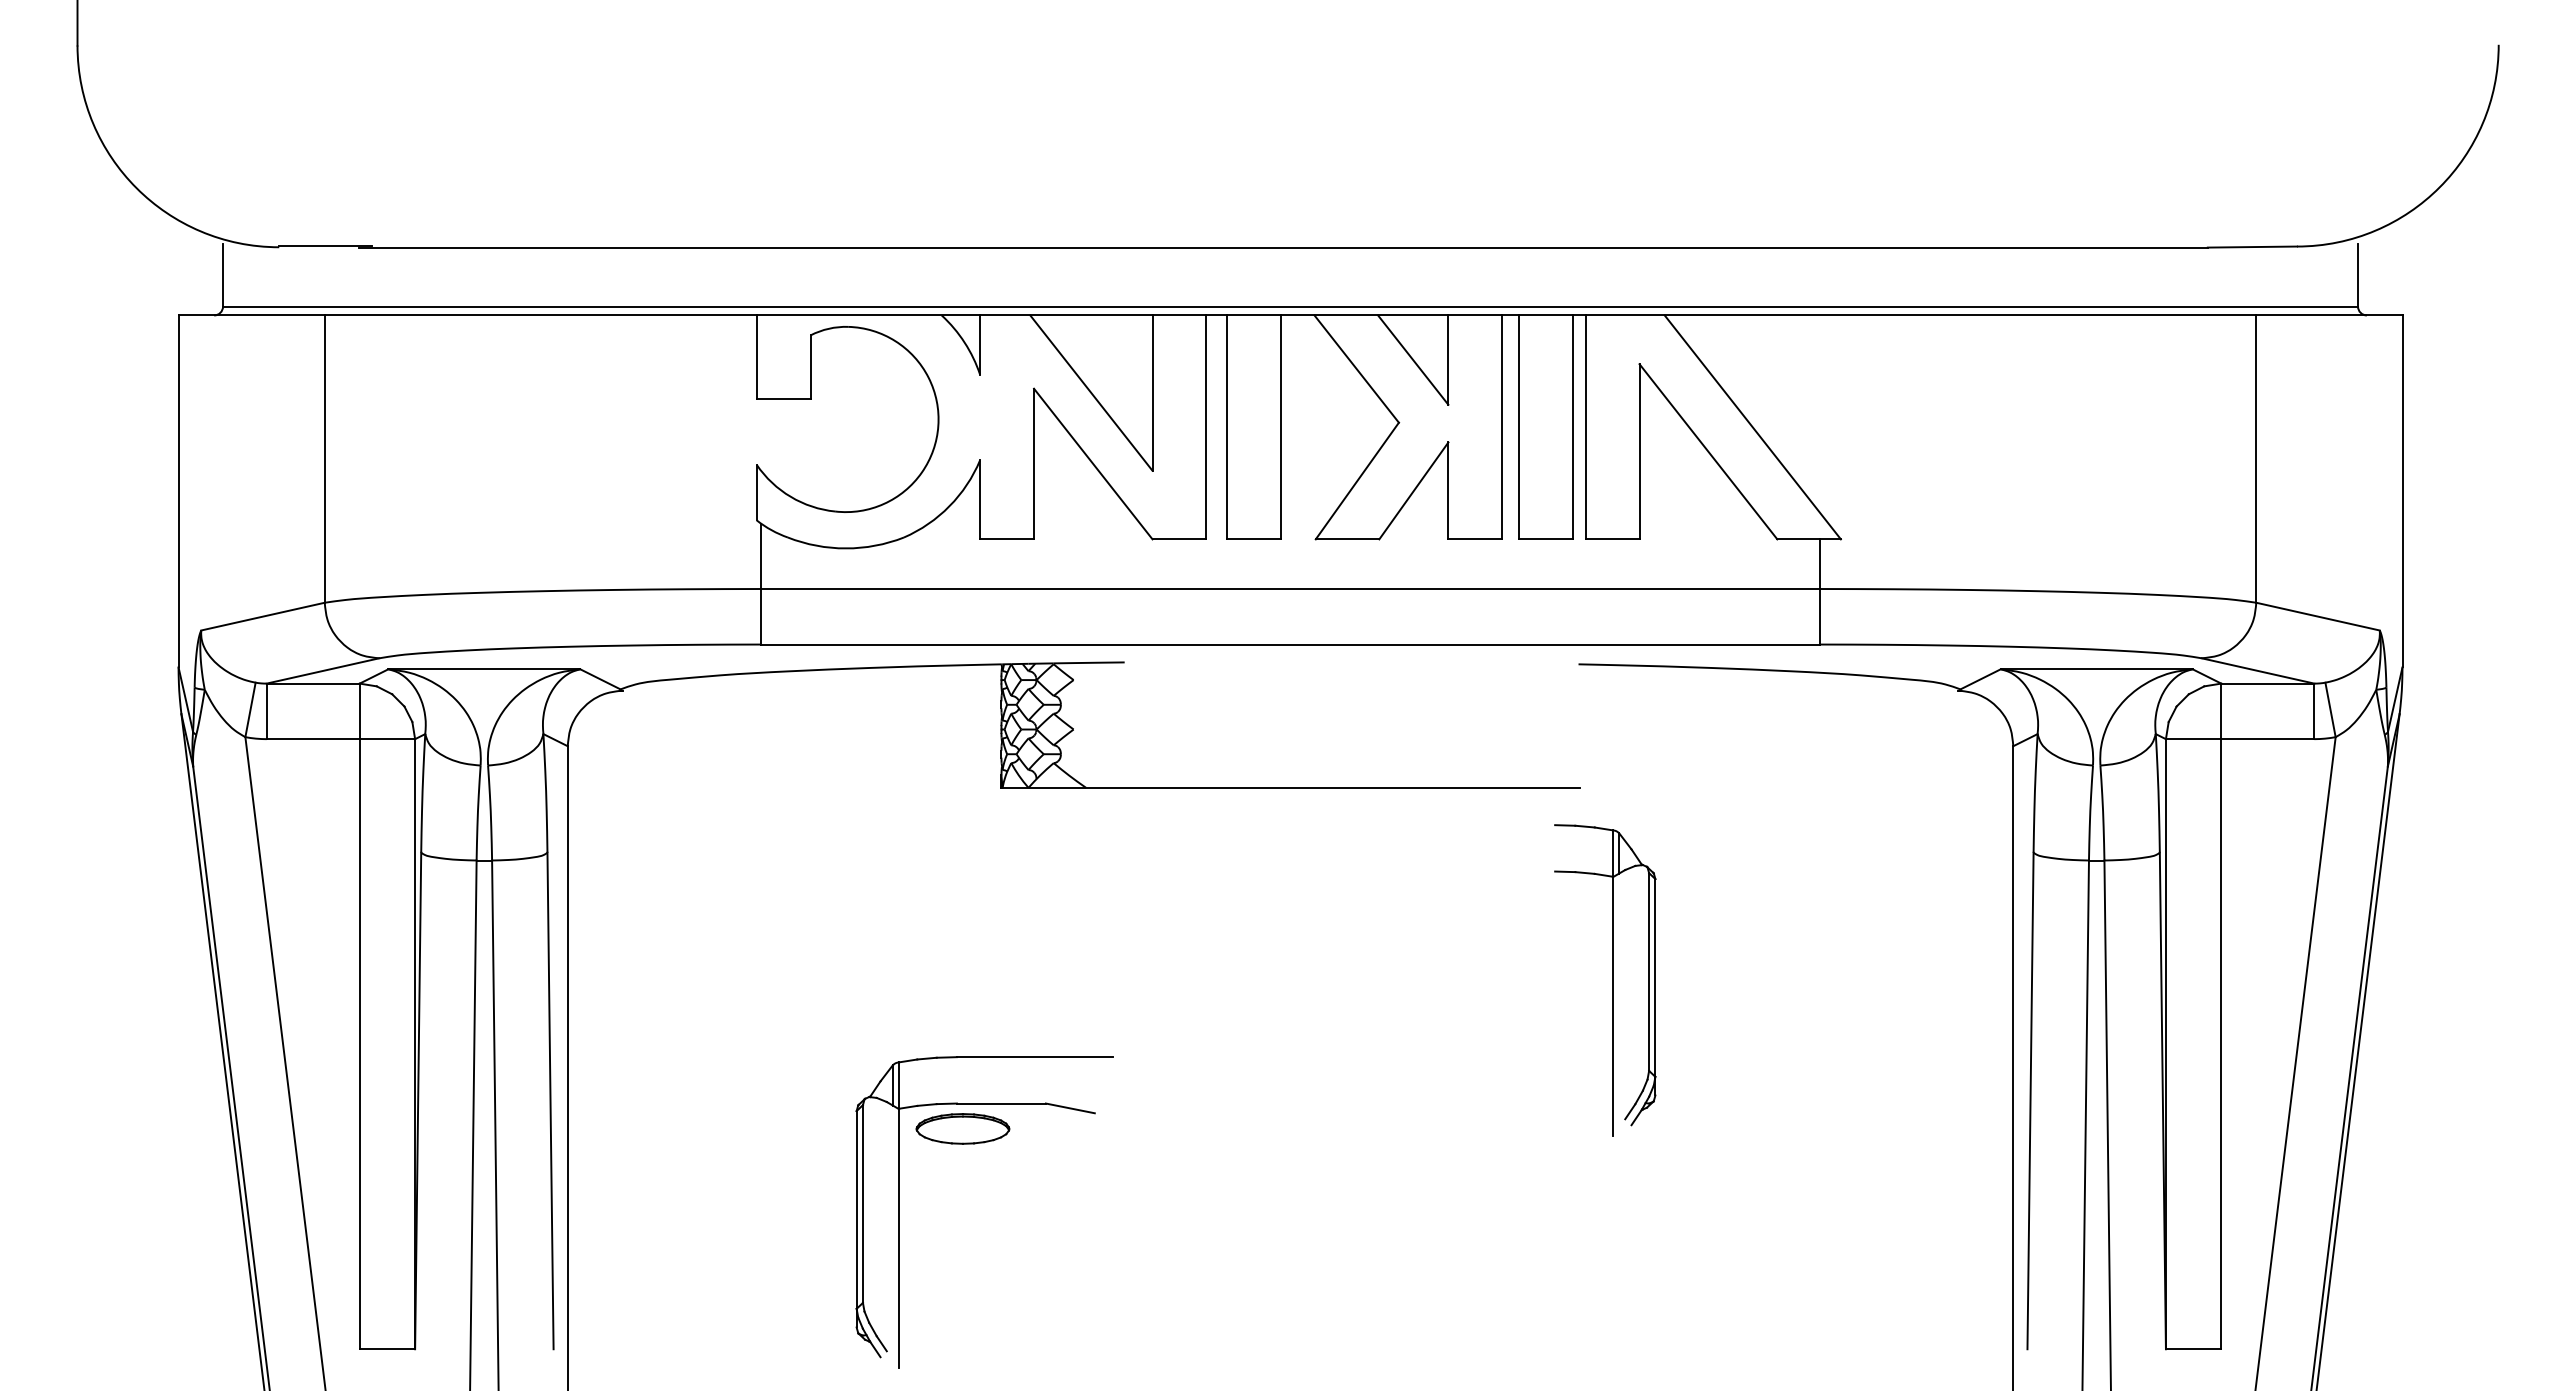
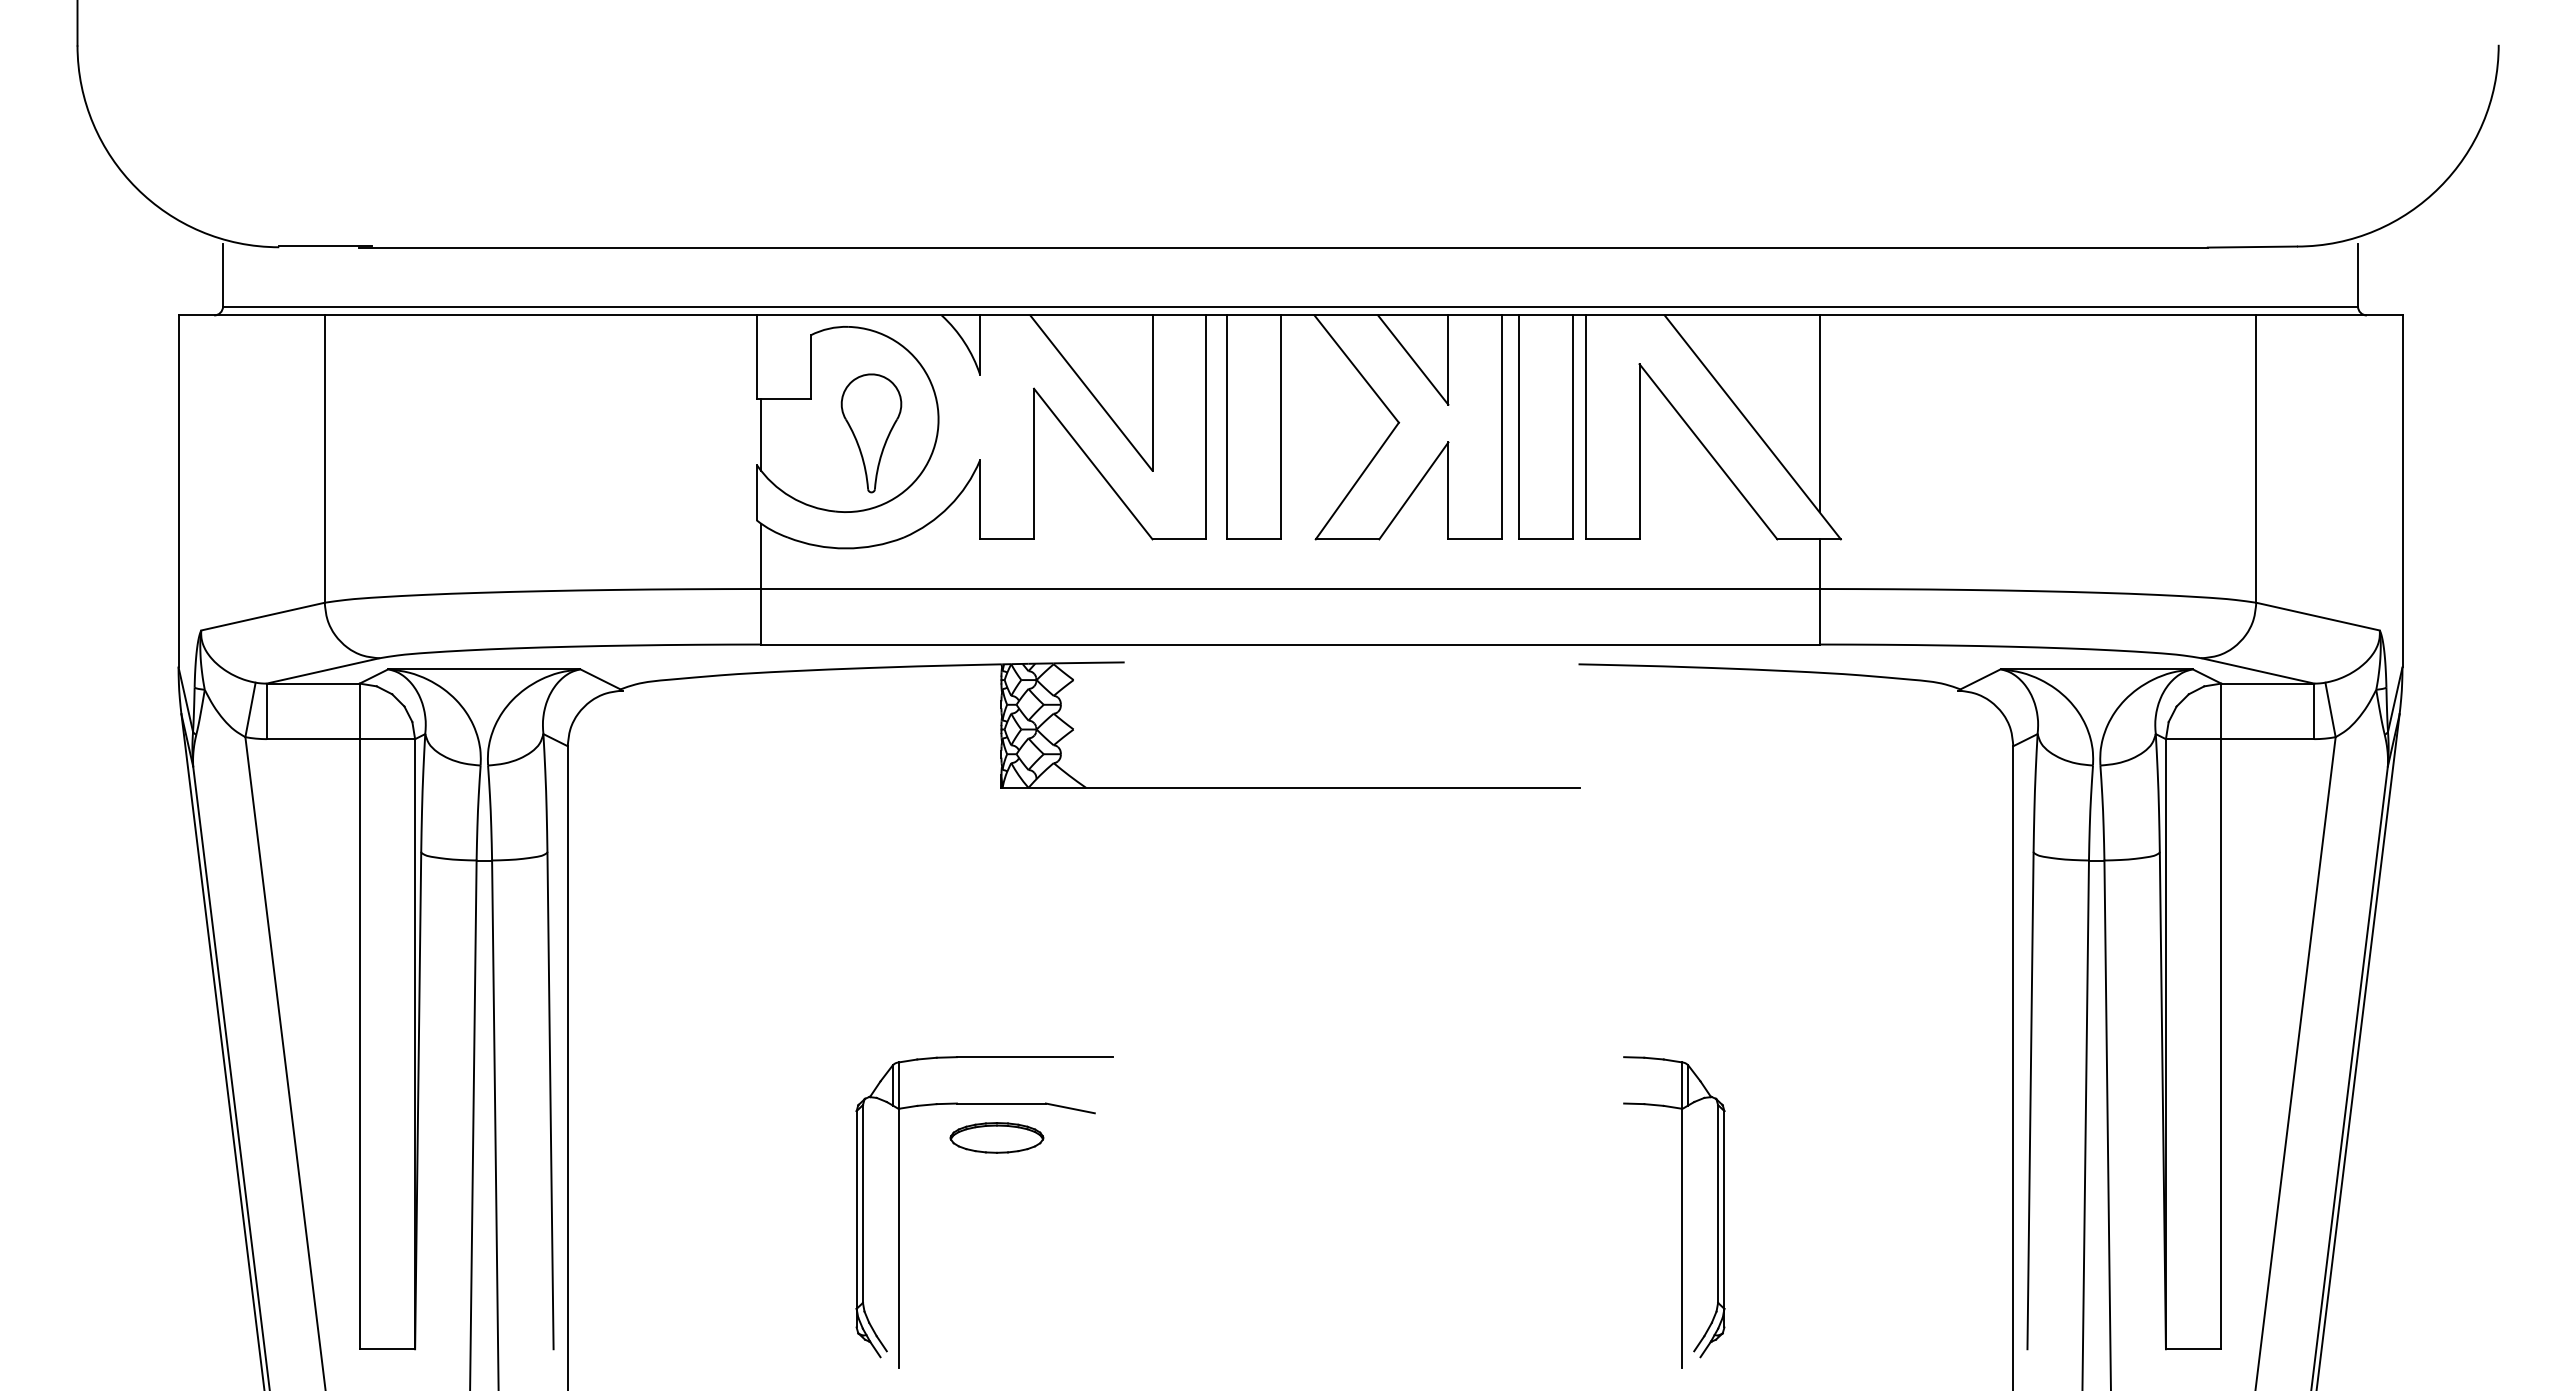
line: none -> present (1819, 413)
part: none -> present (871, 433)
line: none -> present (761, 434)
part position: (1612, 980) -> (1681, 1212) (1681, 1212)
part position: (962, 1128) -> (996, 1137) (996, 1137)
